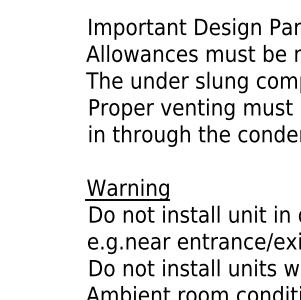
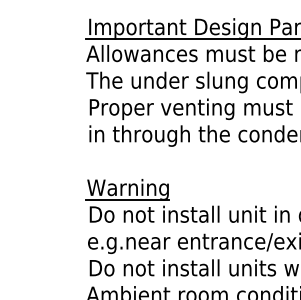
line: none -> present (191, 38)
